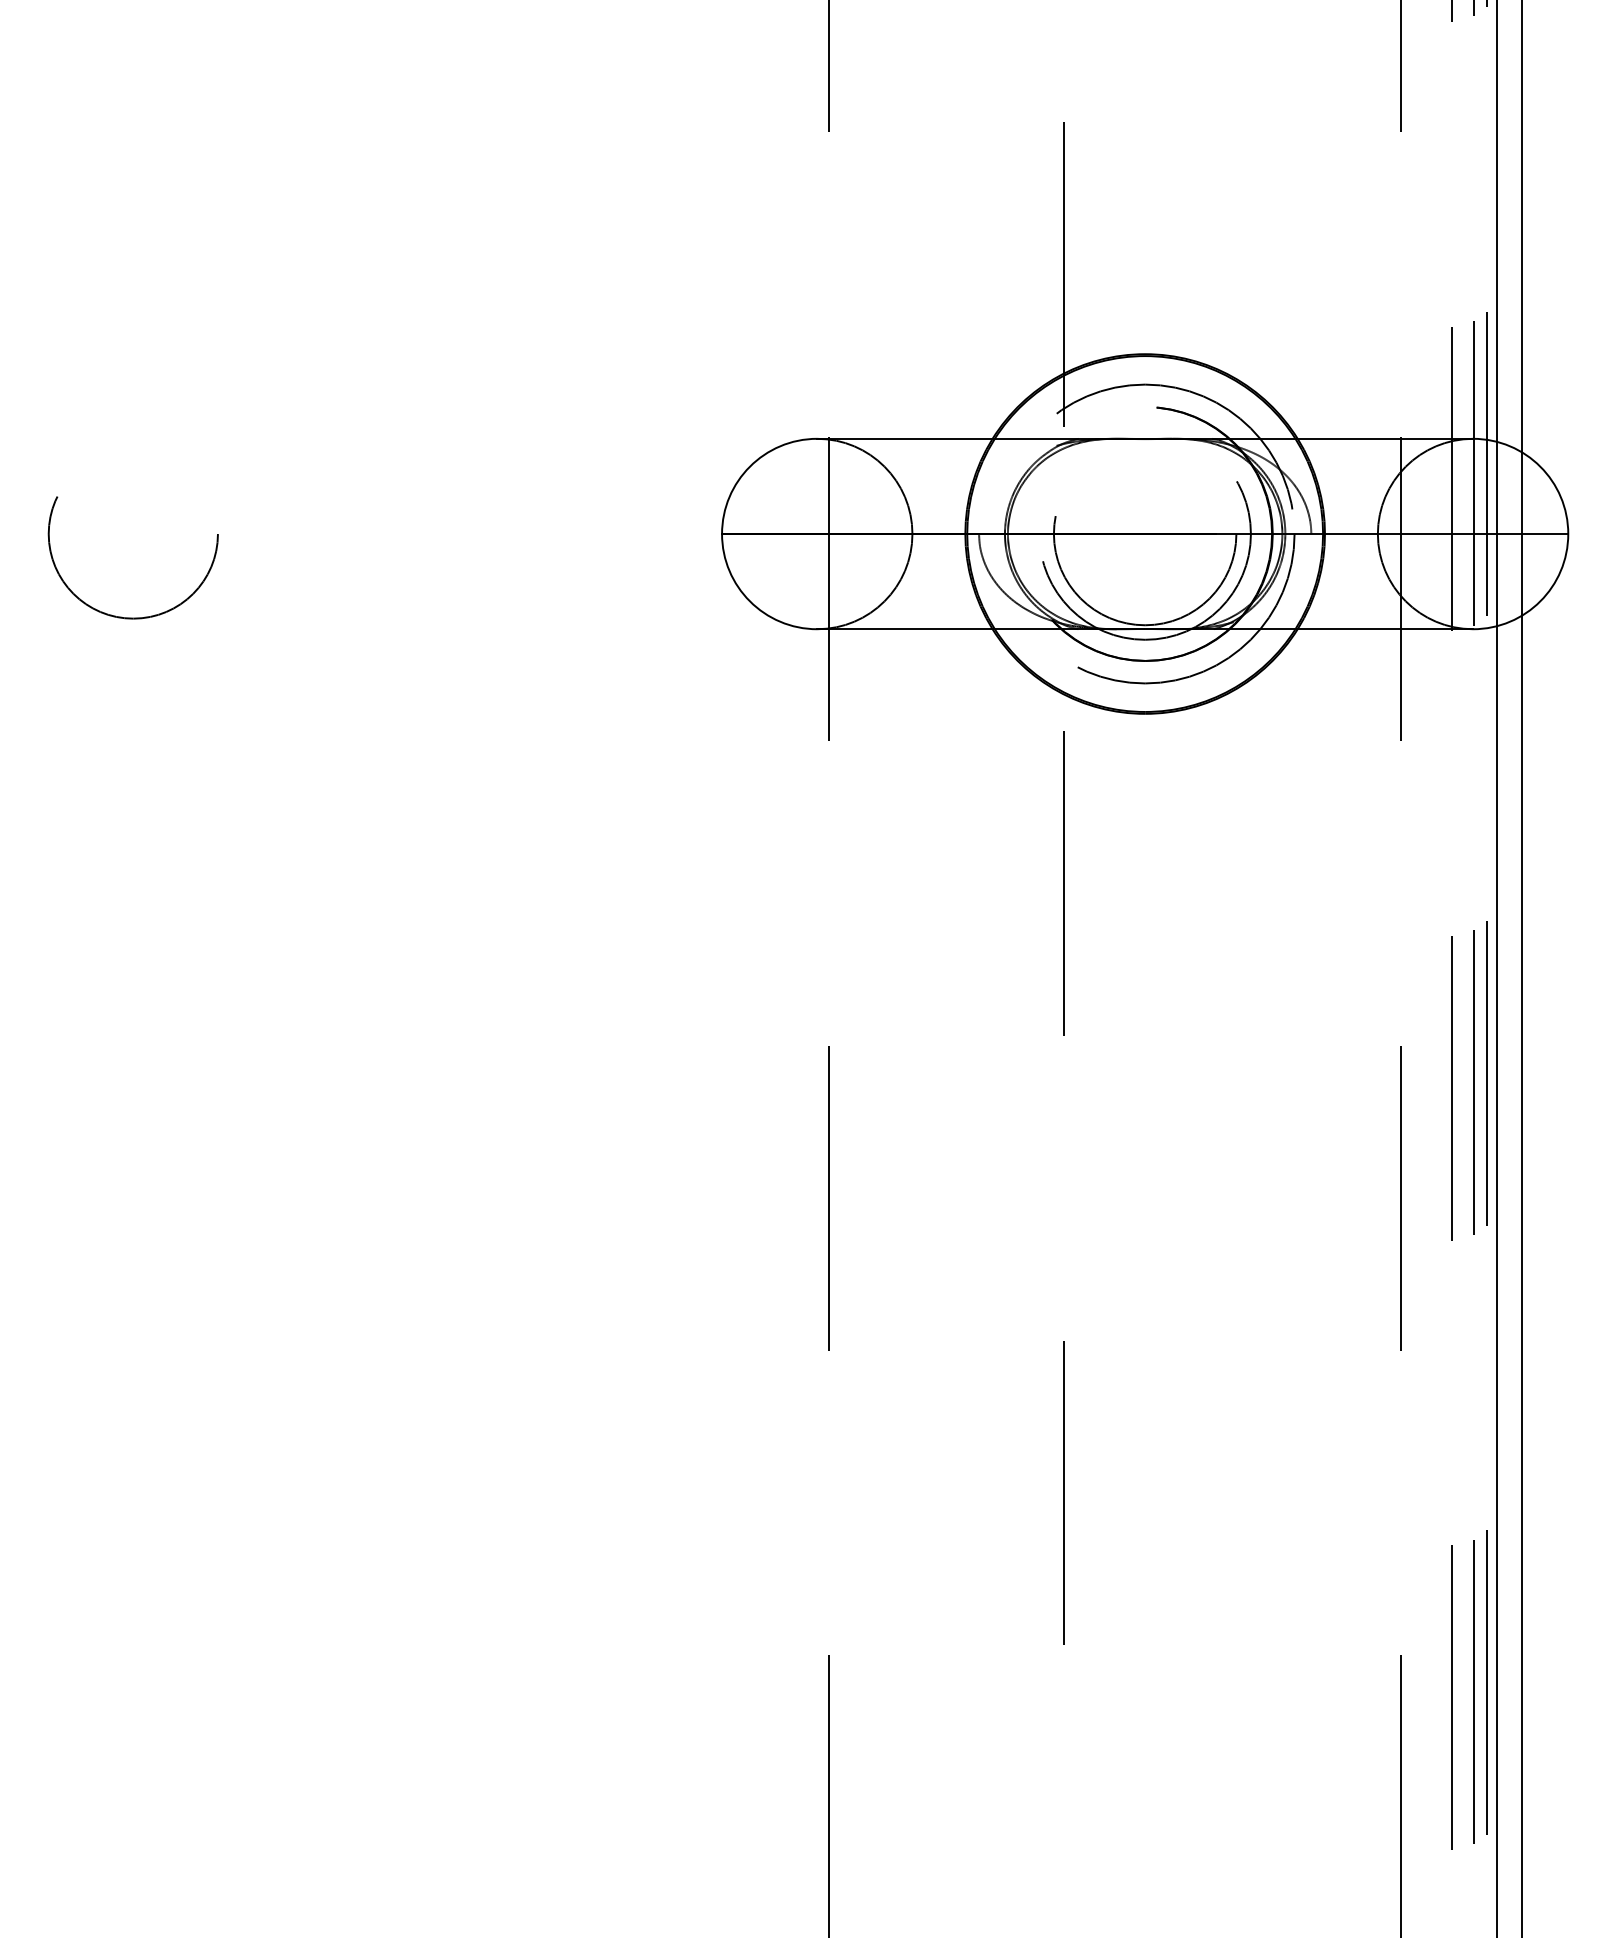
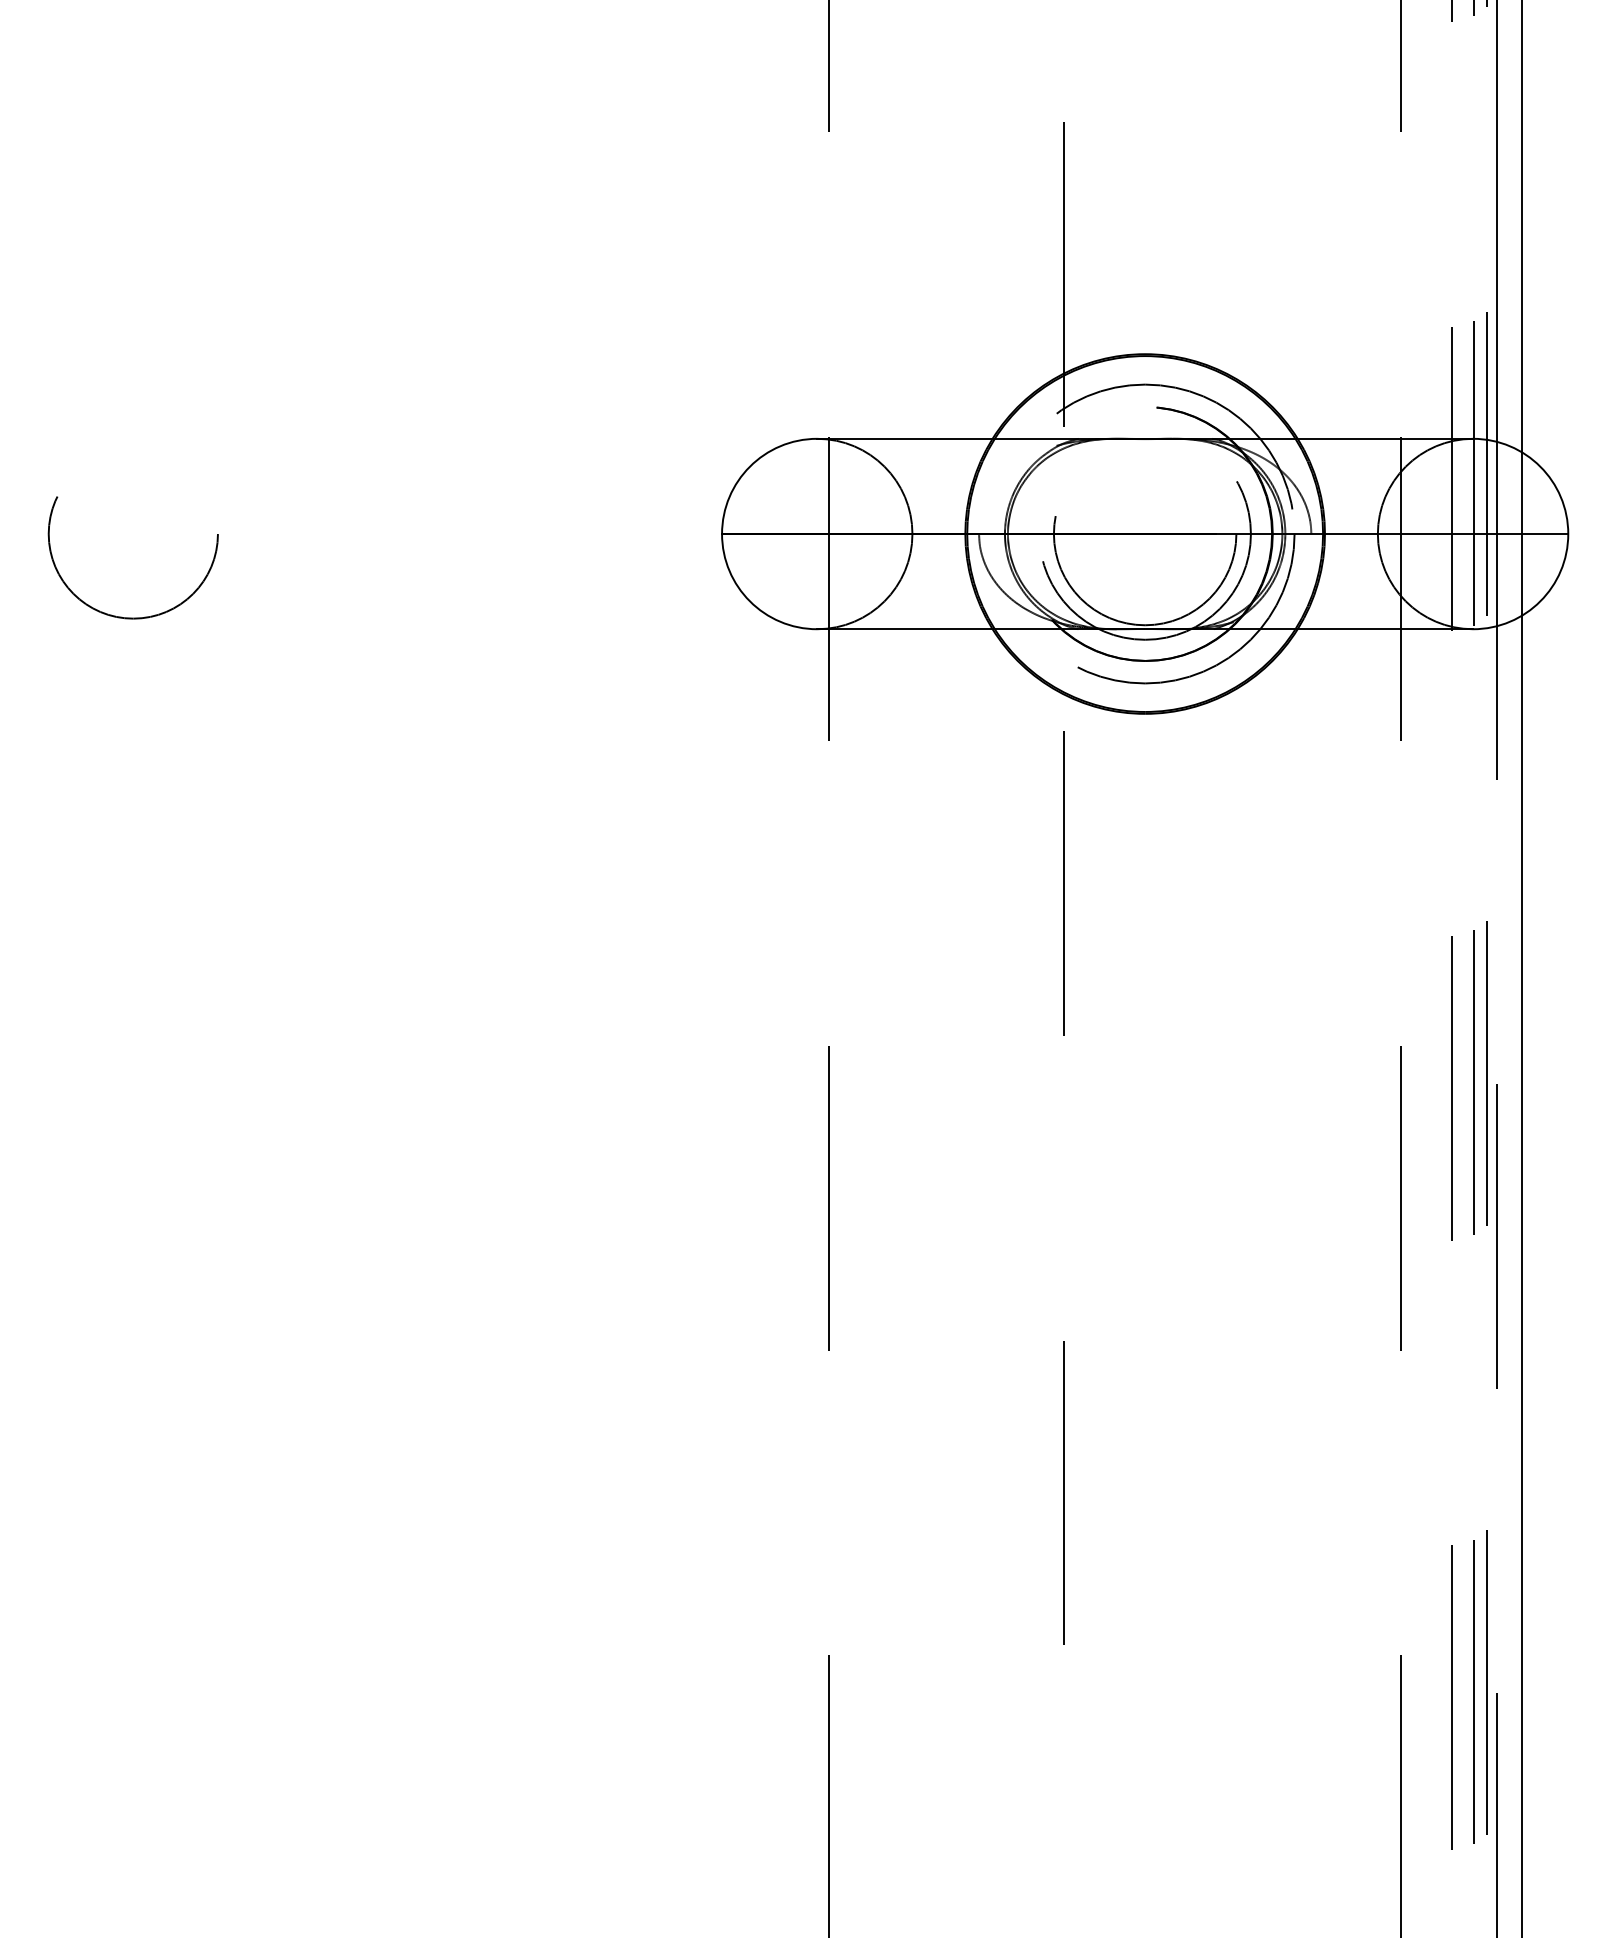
line: solid -> dashed (1497, 1281)
